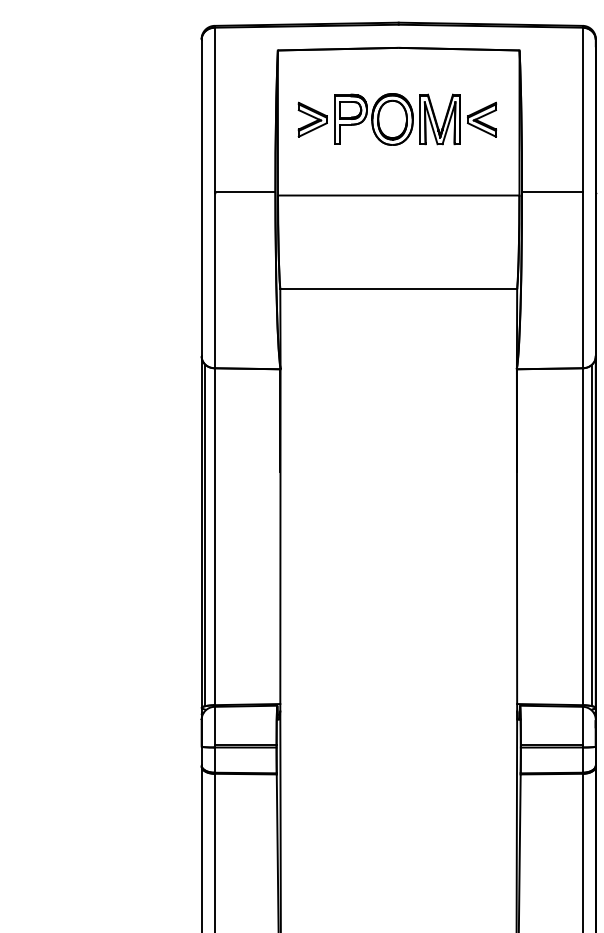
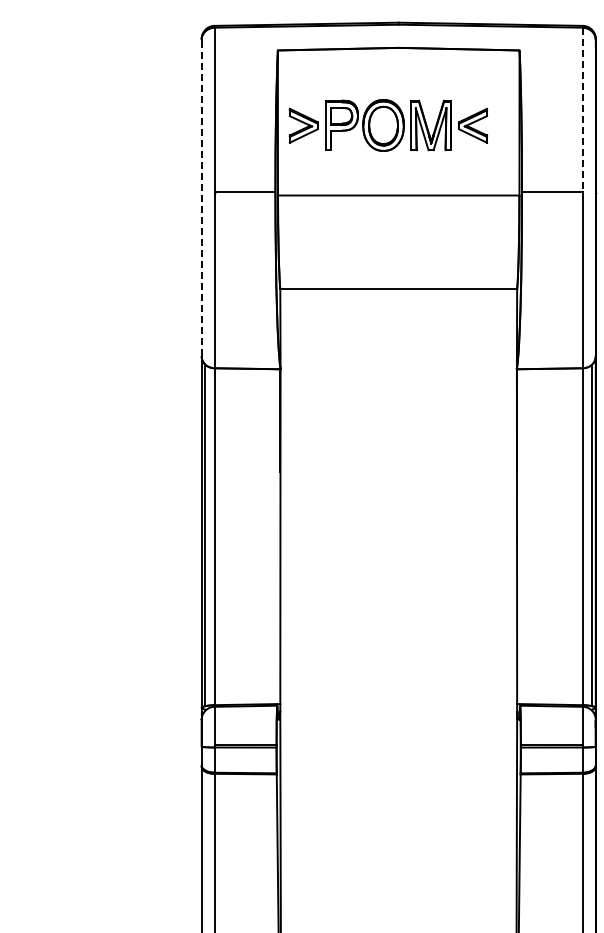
line: solid -> dashed (582, 110)
part position: (396, 119) -> (387, 125) (387, 125)
line: solid -> dashed (201, 197)
